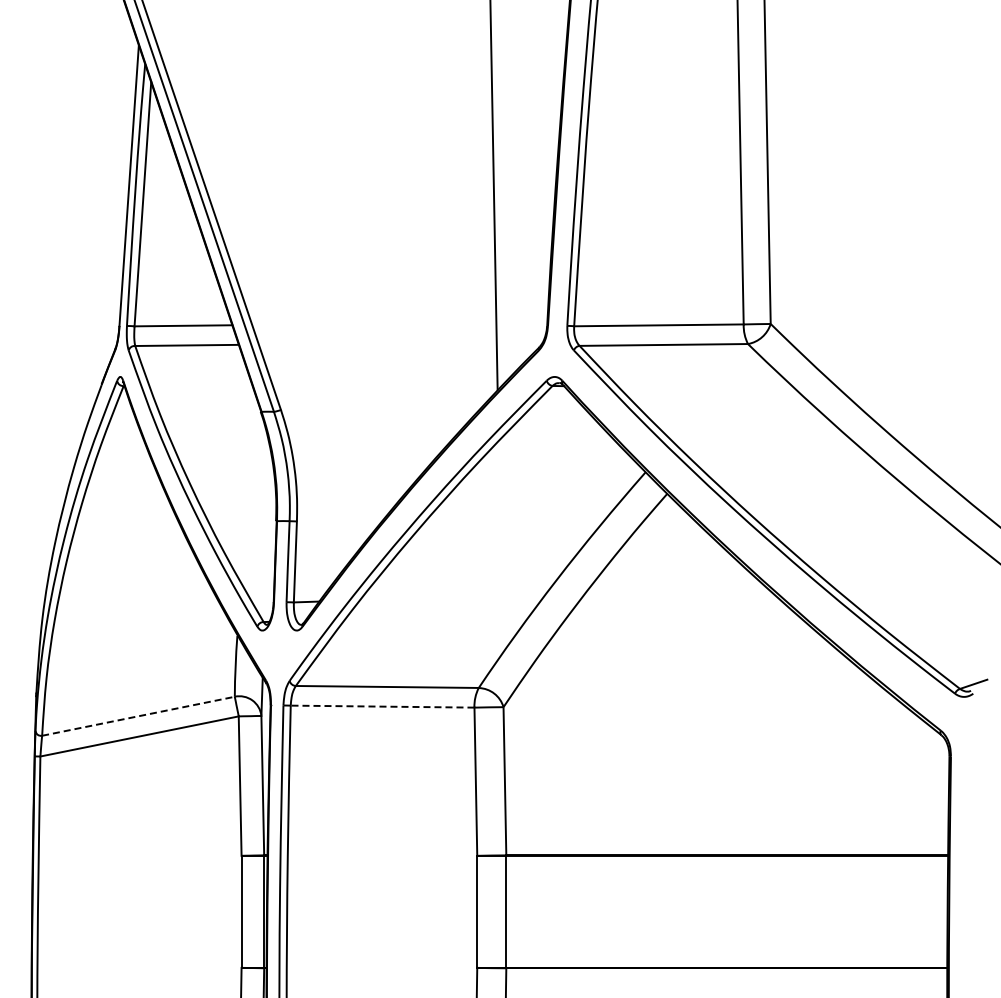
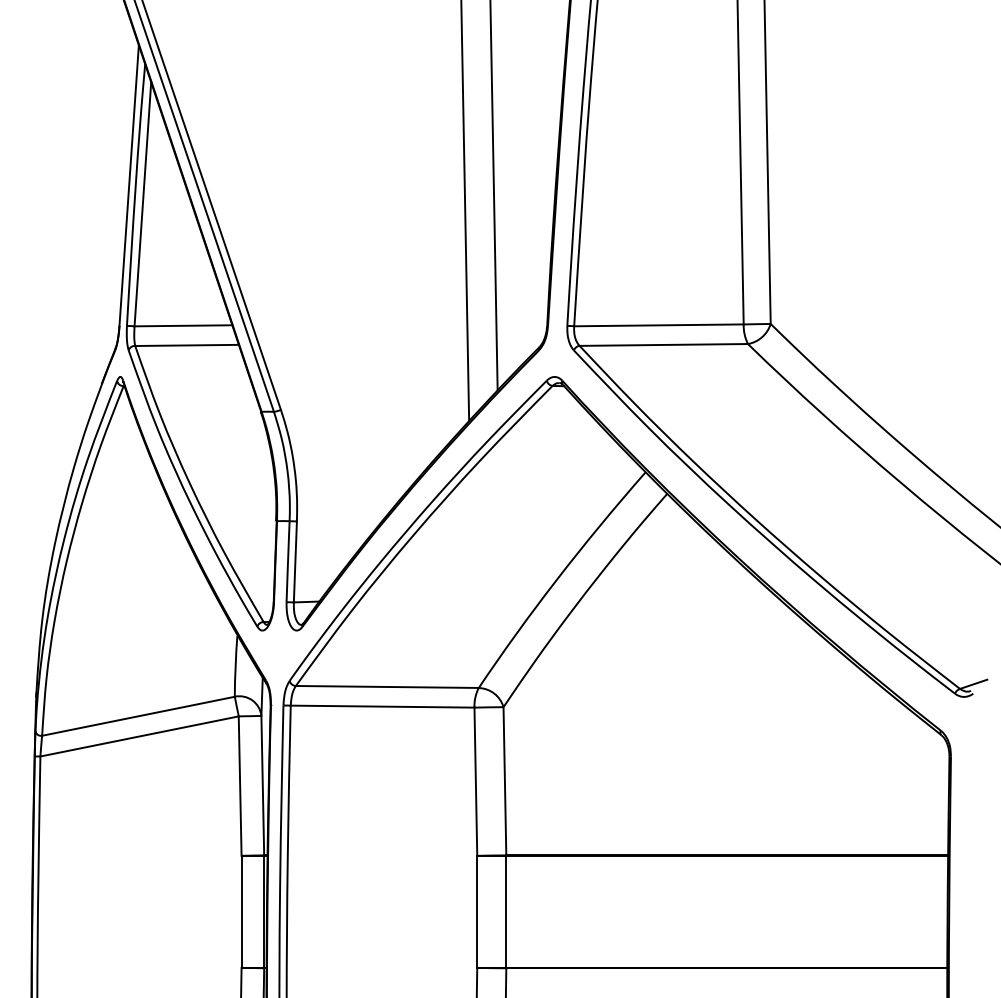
line: none -> present (465, 211)
line: dashed -> solid (382, 706)
line: dashed -> solid (138, 716)
